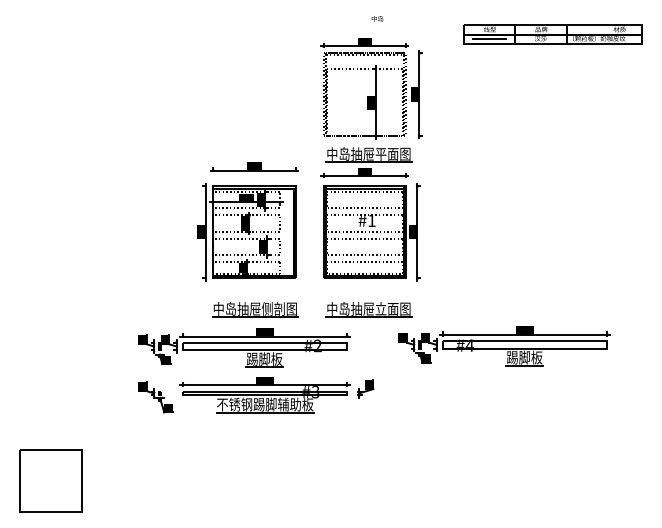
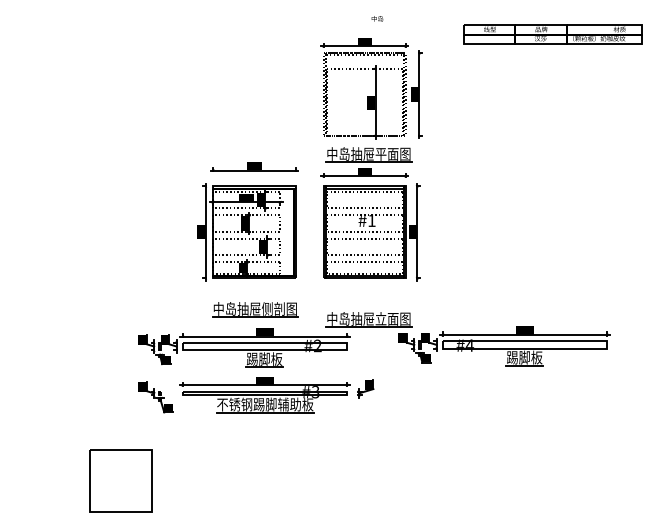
line: present -> none (489, 39)
part position: (368, 309) -> (368, 319) (368, 319)
part position: (50, 480) -> (120, 480) (120, 480)
